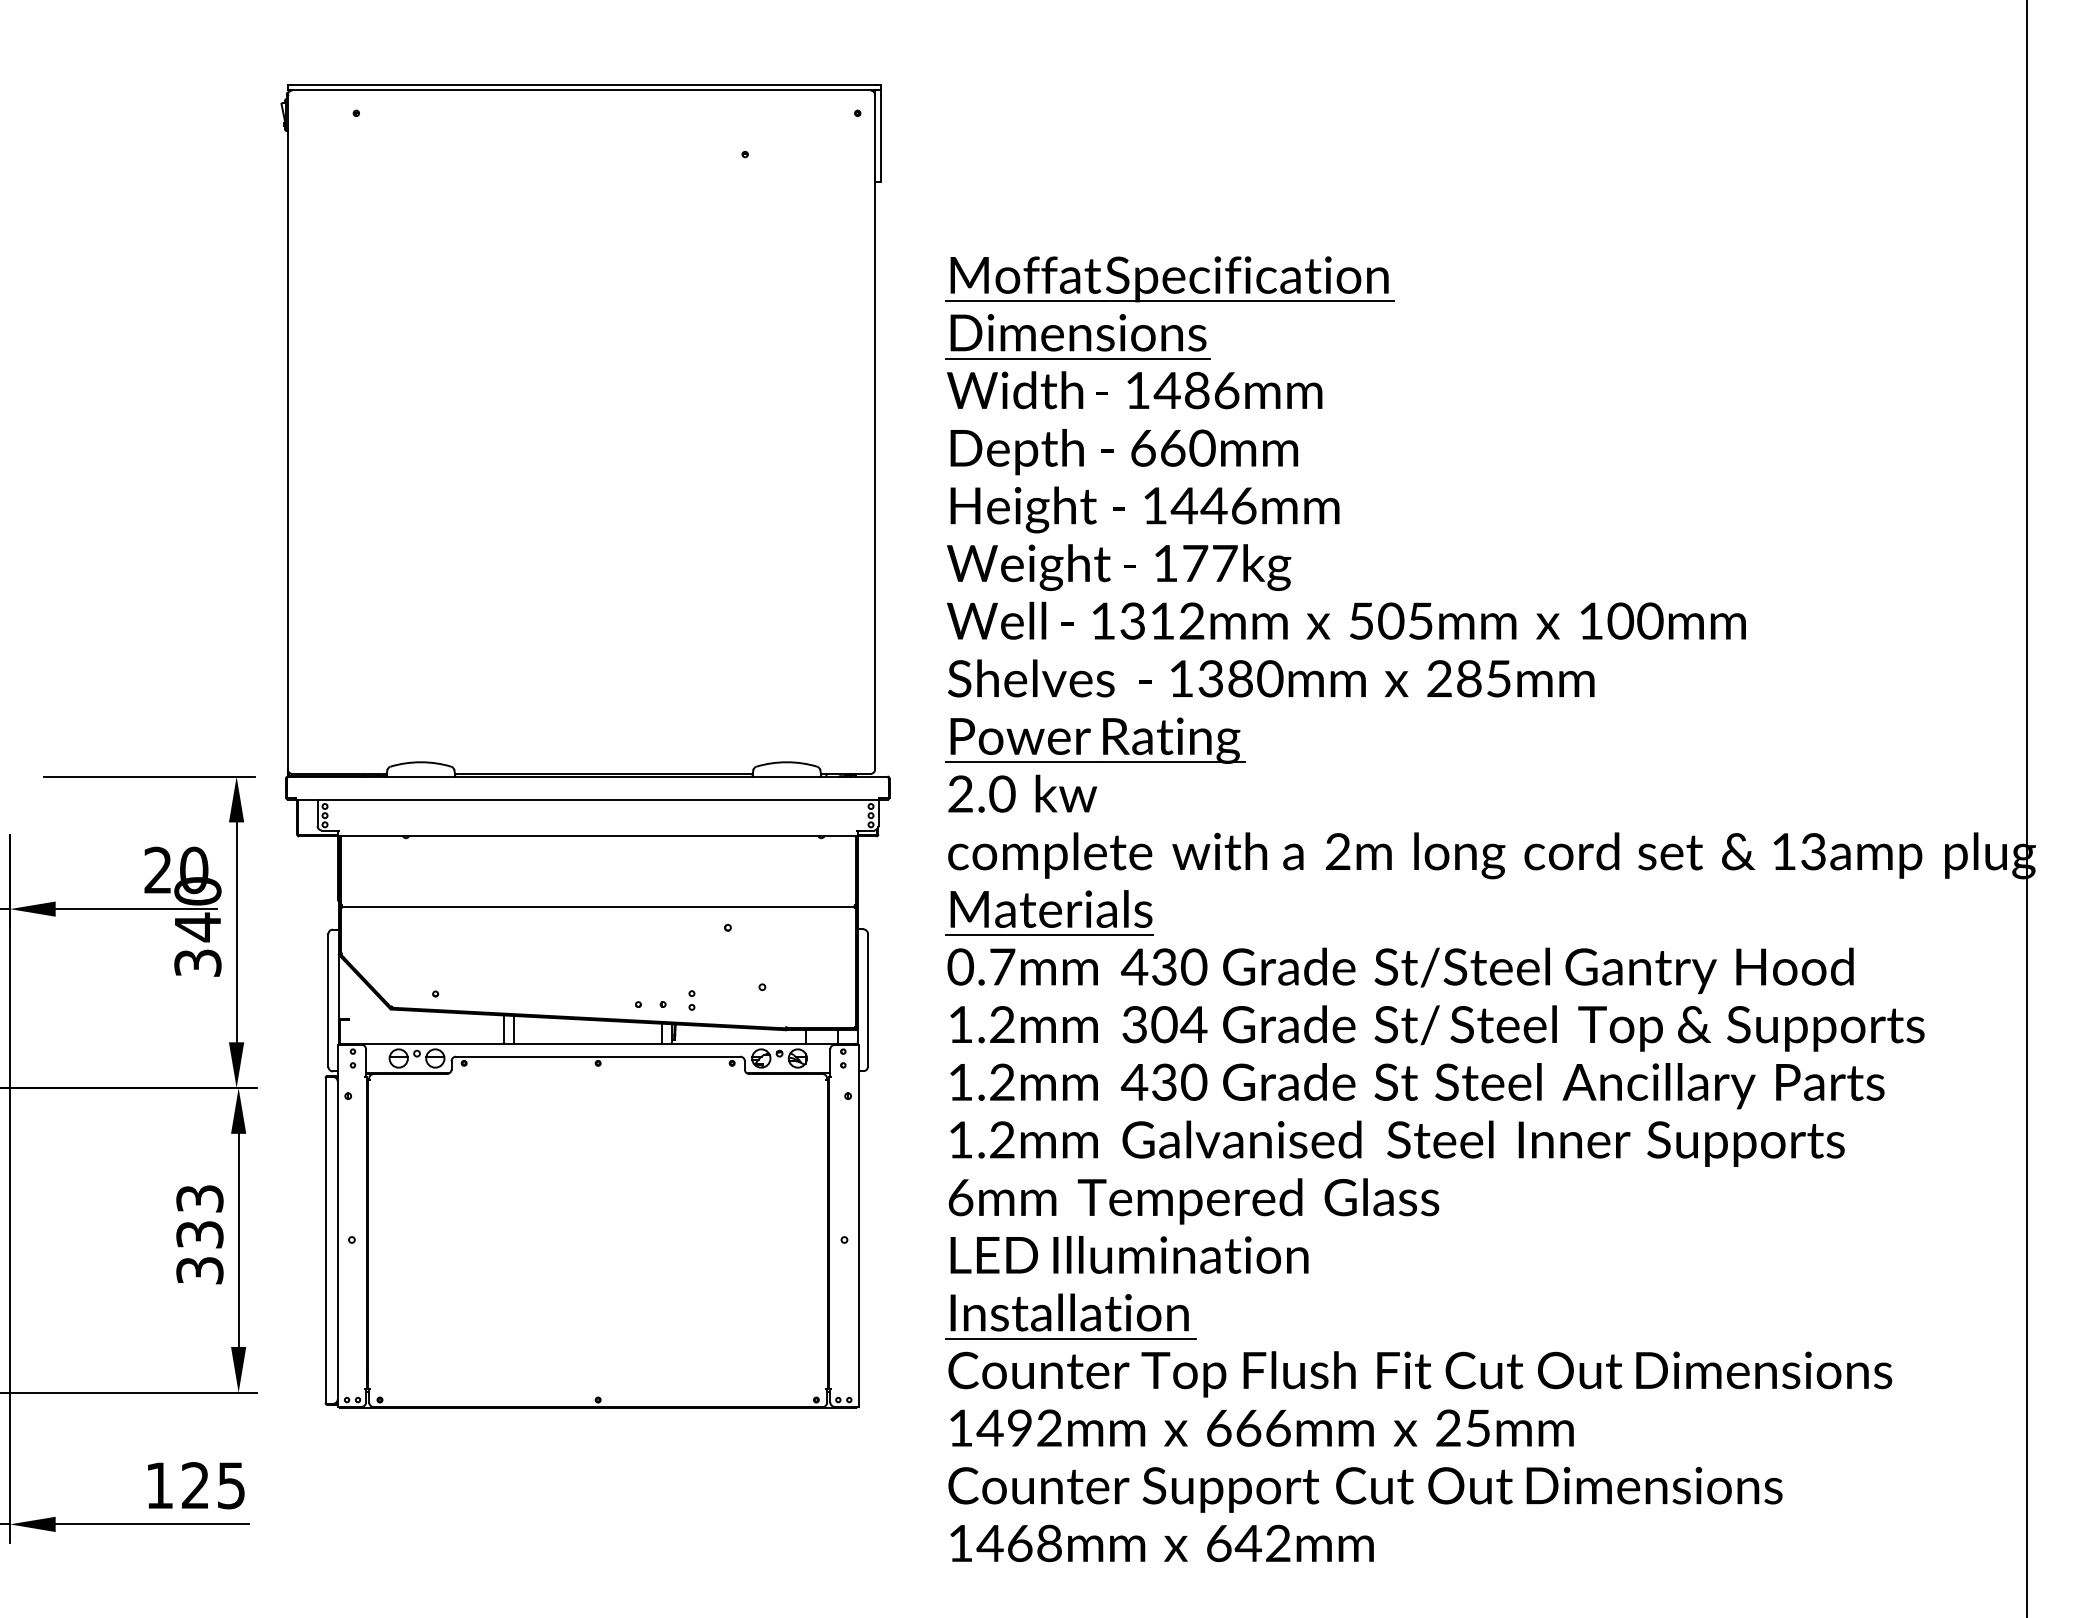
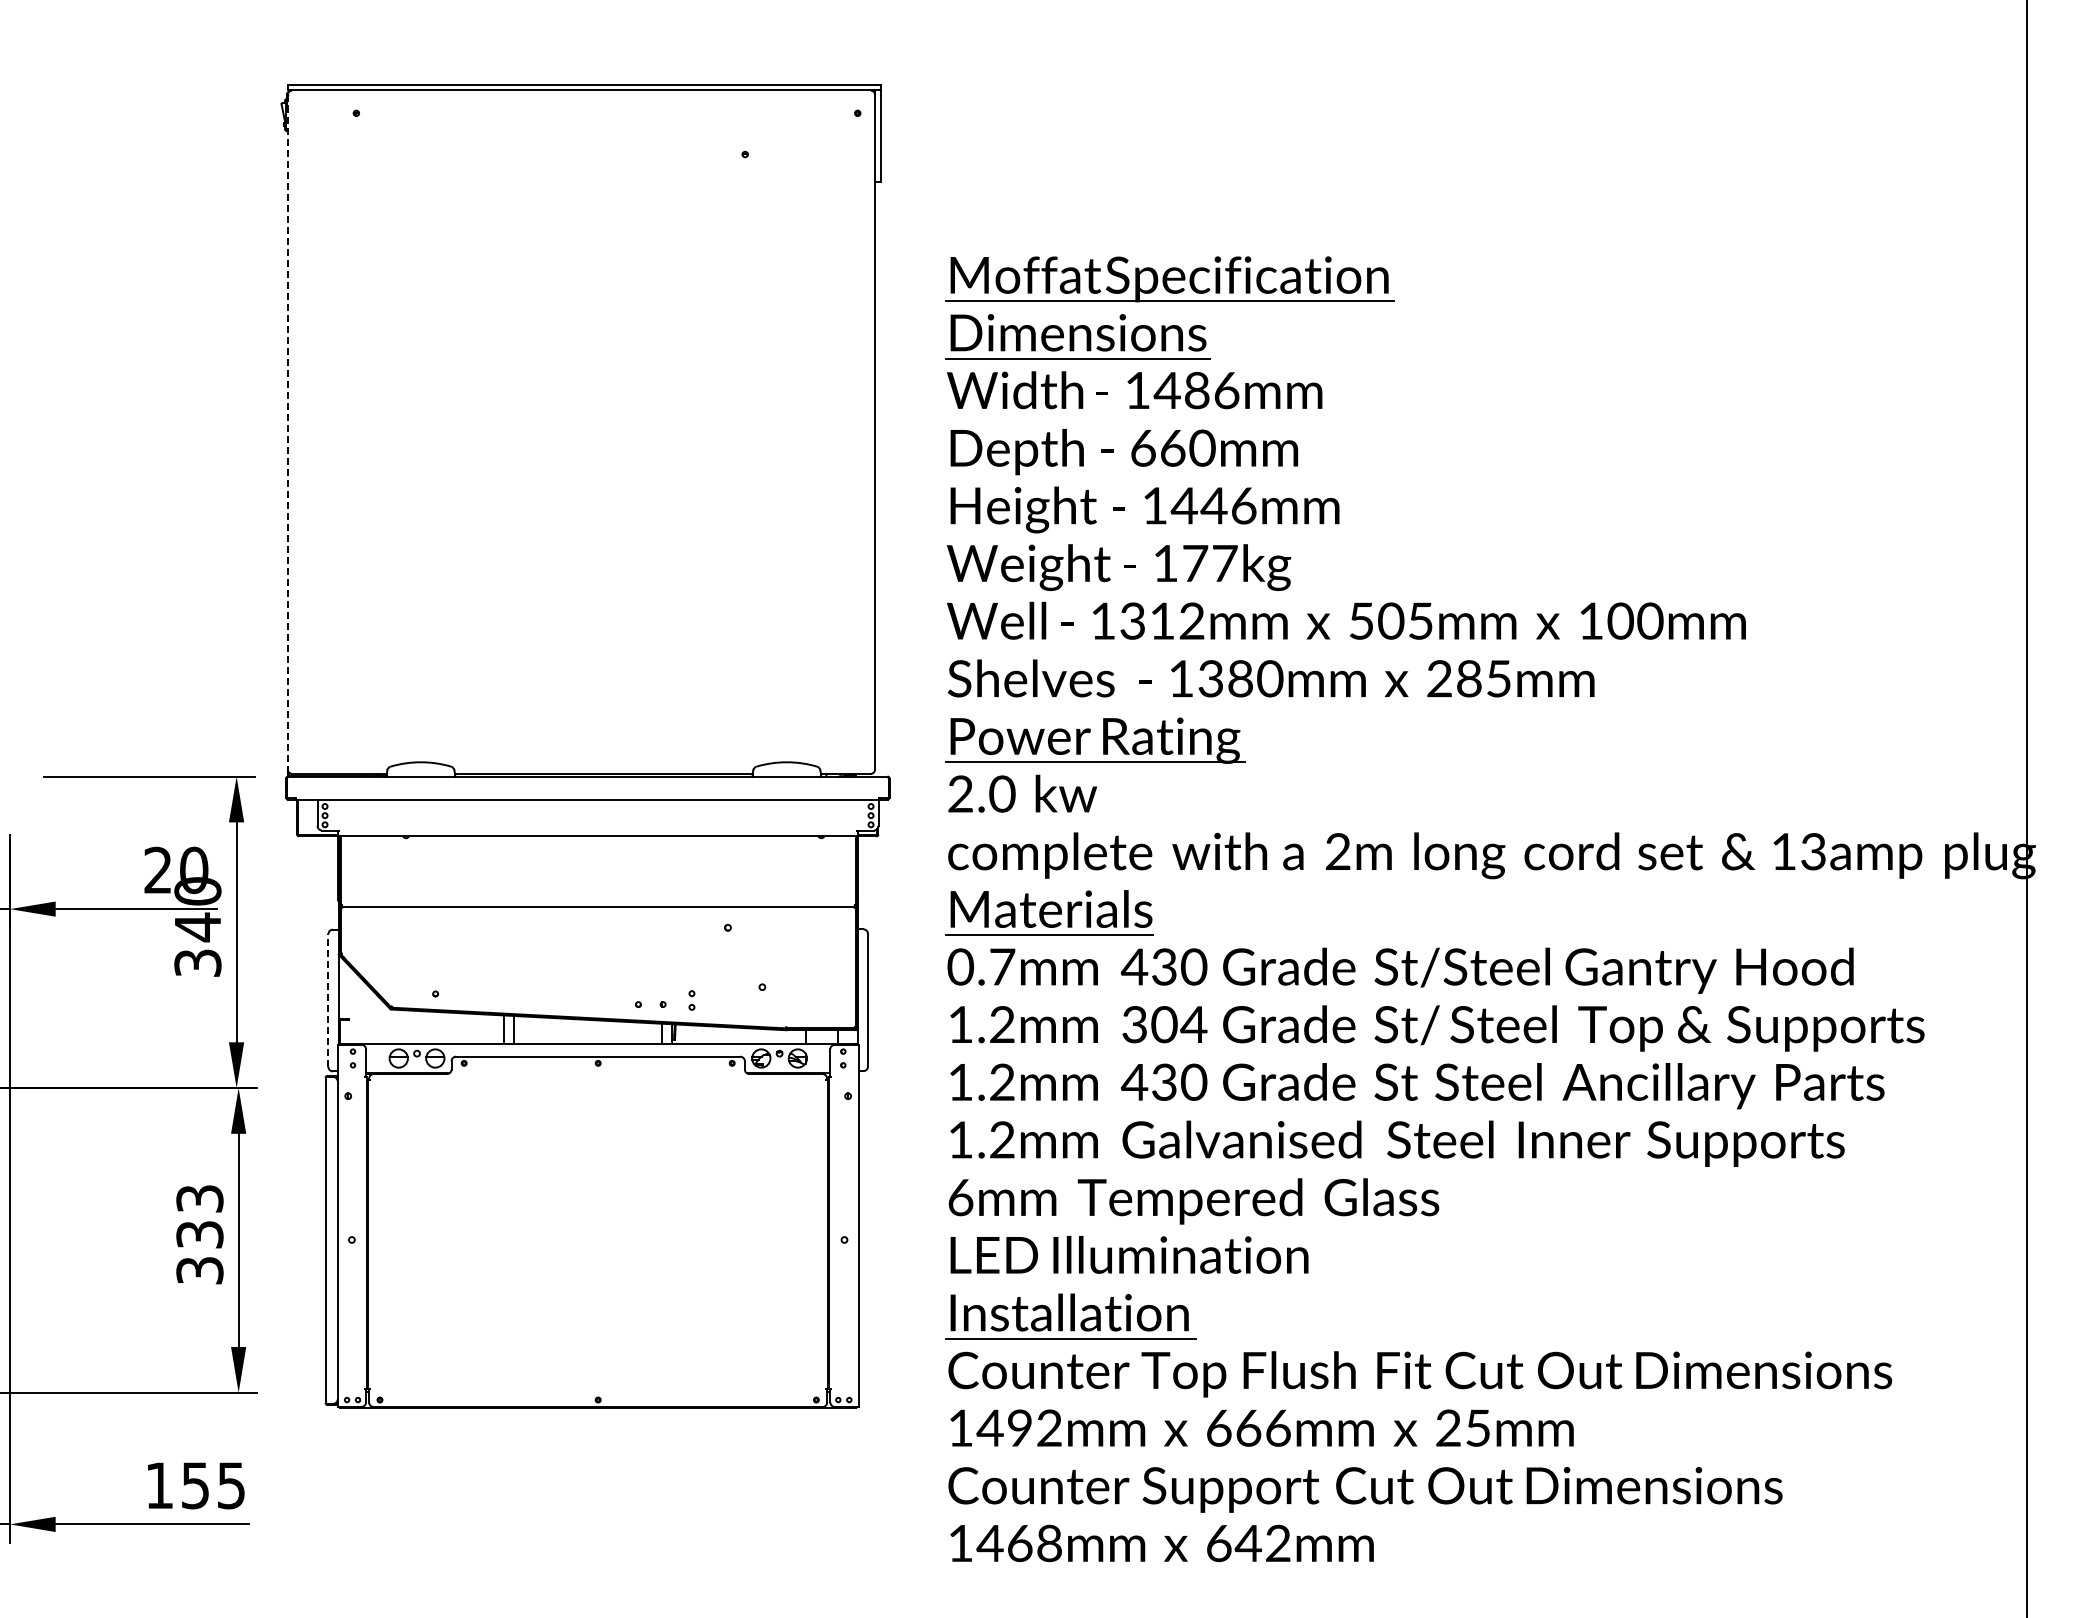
line: solid -> dashed (287, 432)
line: solid -> dashed (328, 1000)
text: 125 -> 155 (195, 1485)
